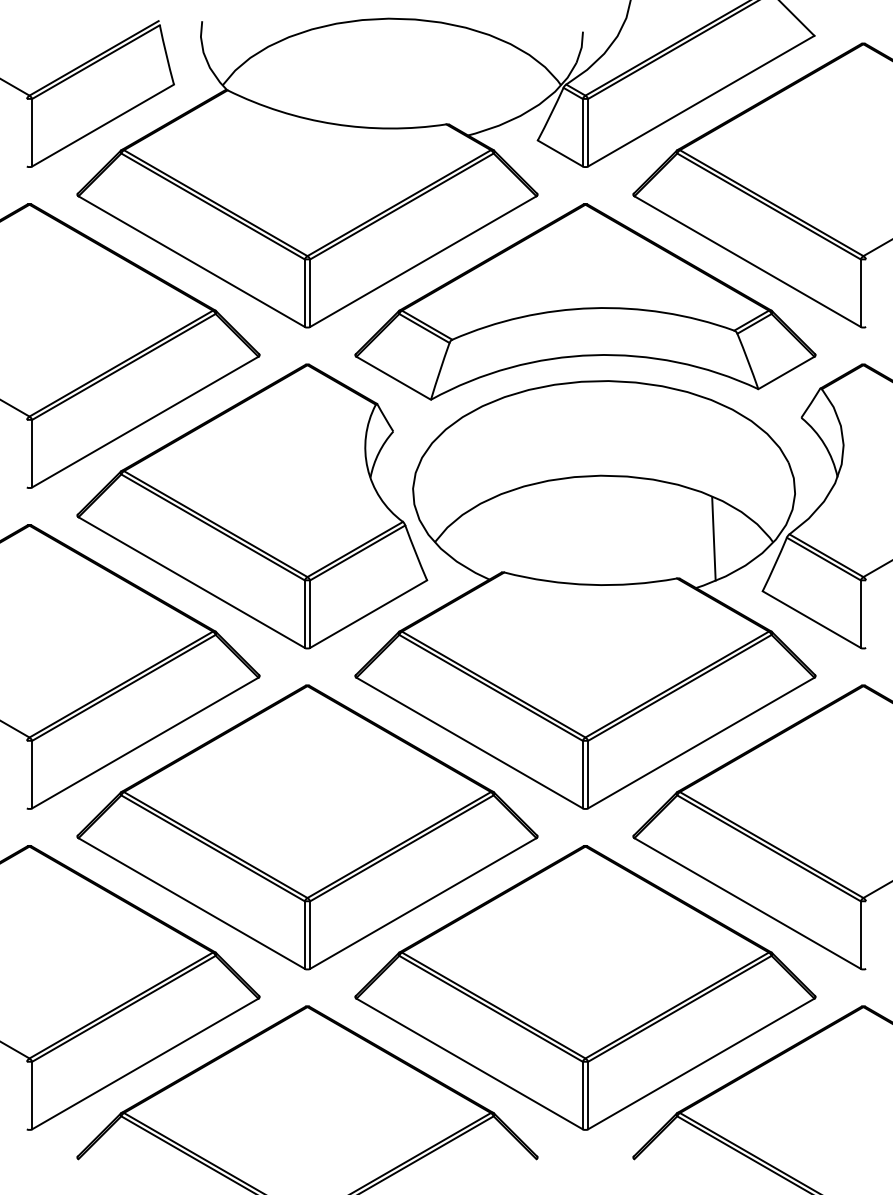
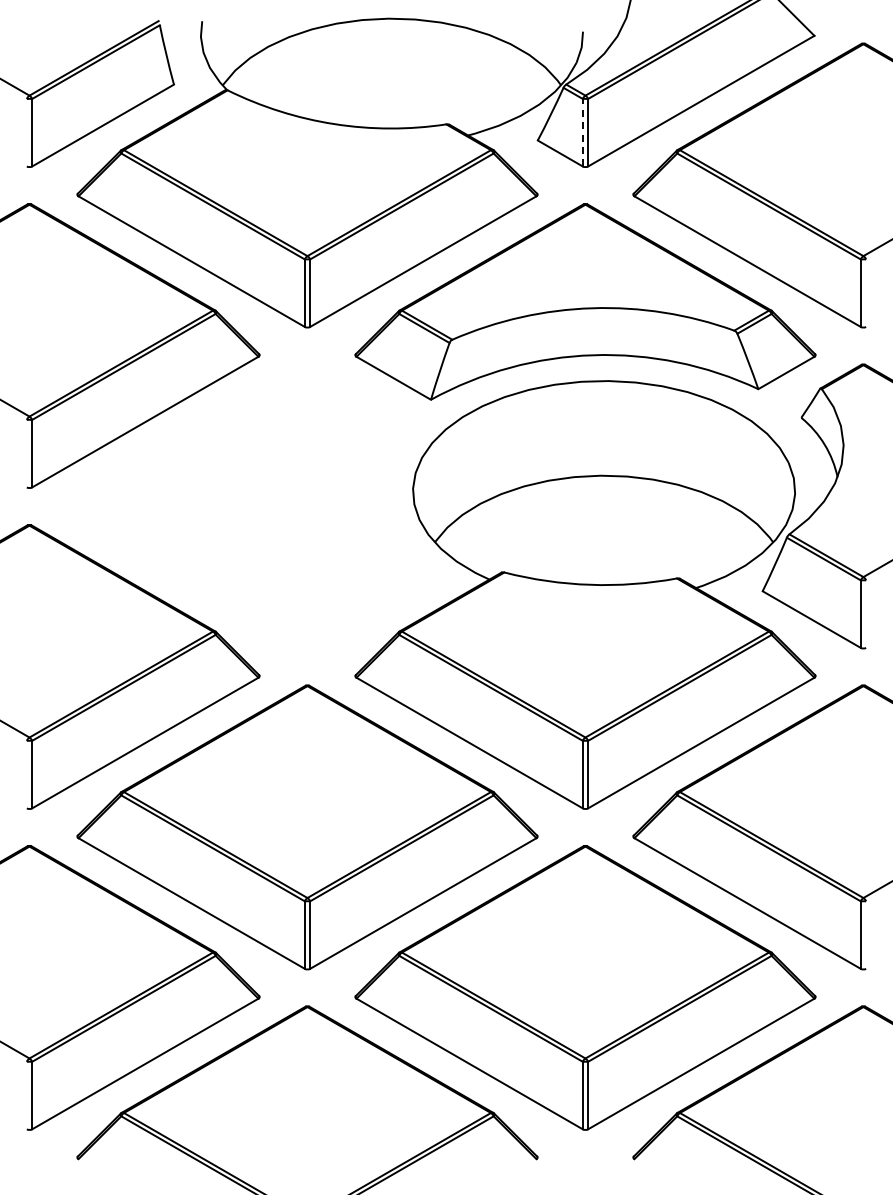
line: solid -> dashed (582, 132)
part: present -> none (252, 506)
line: present -> none (713, 538)
